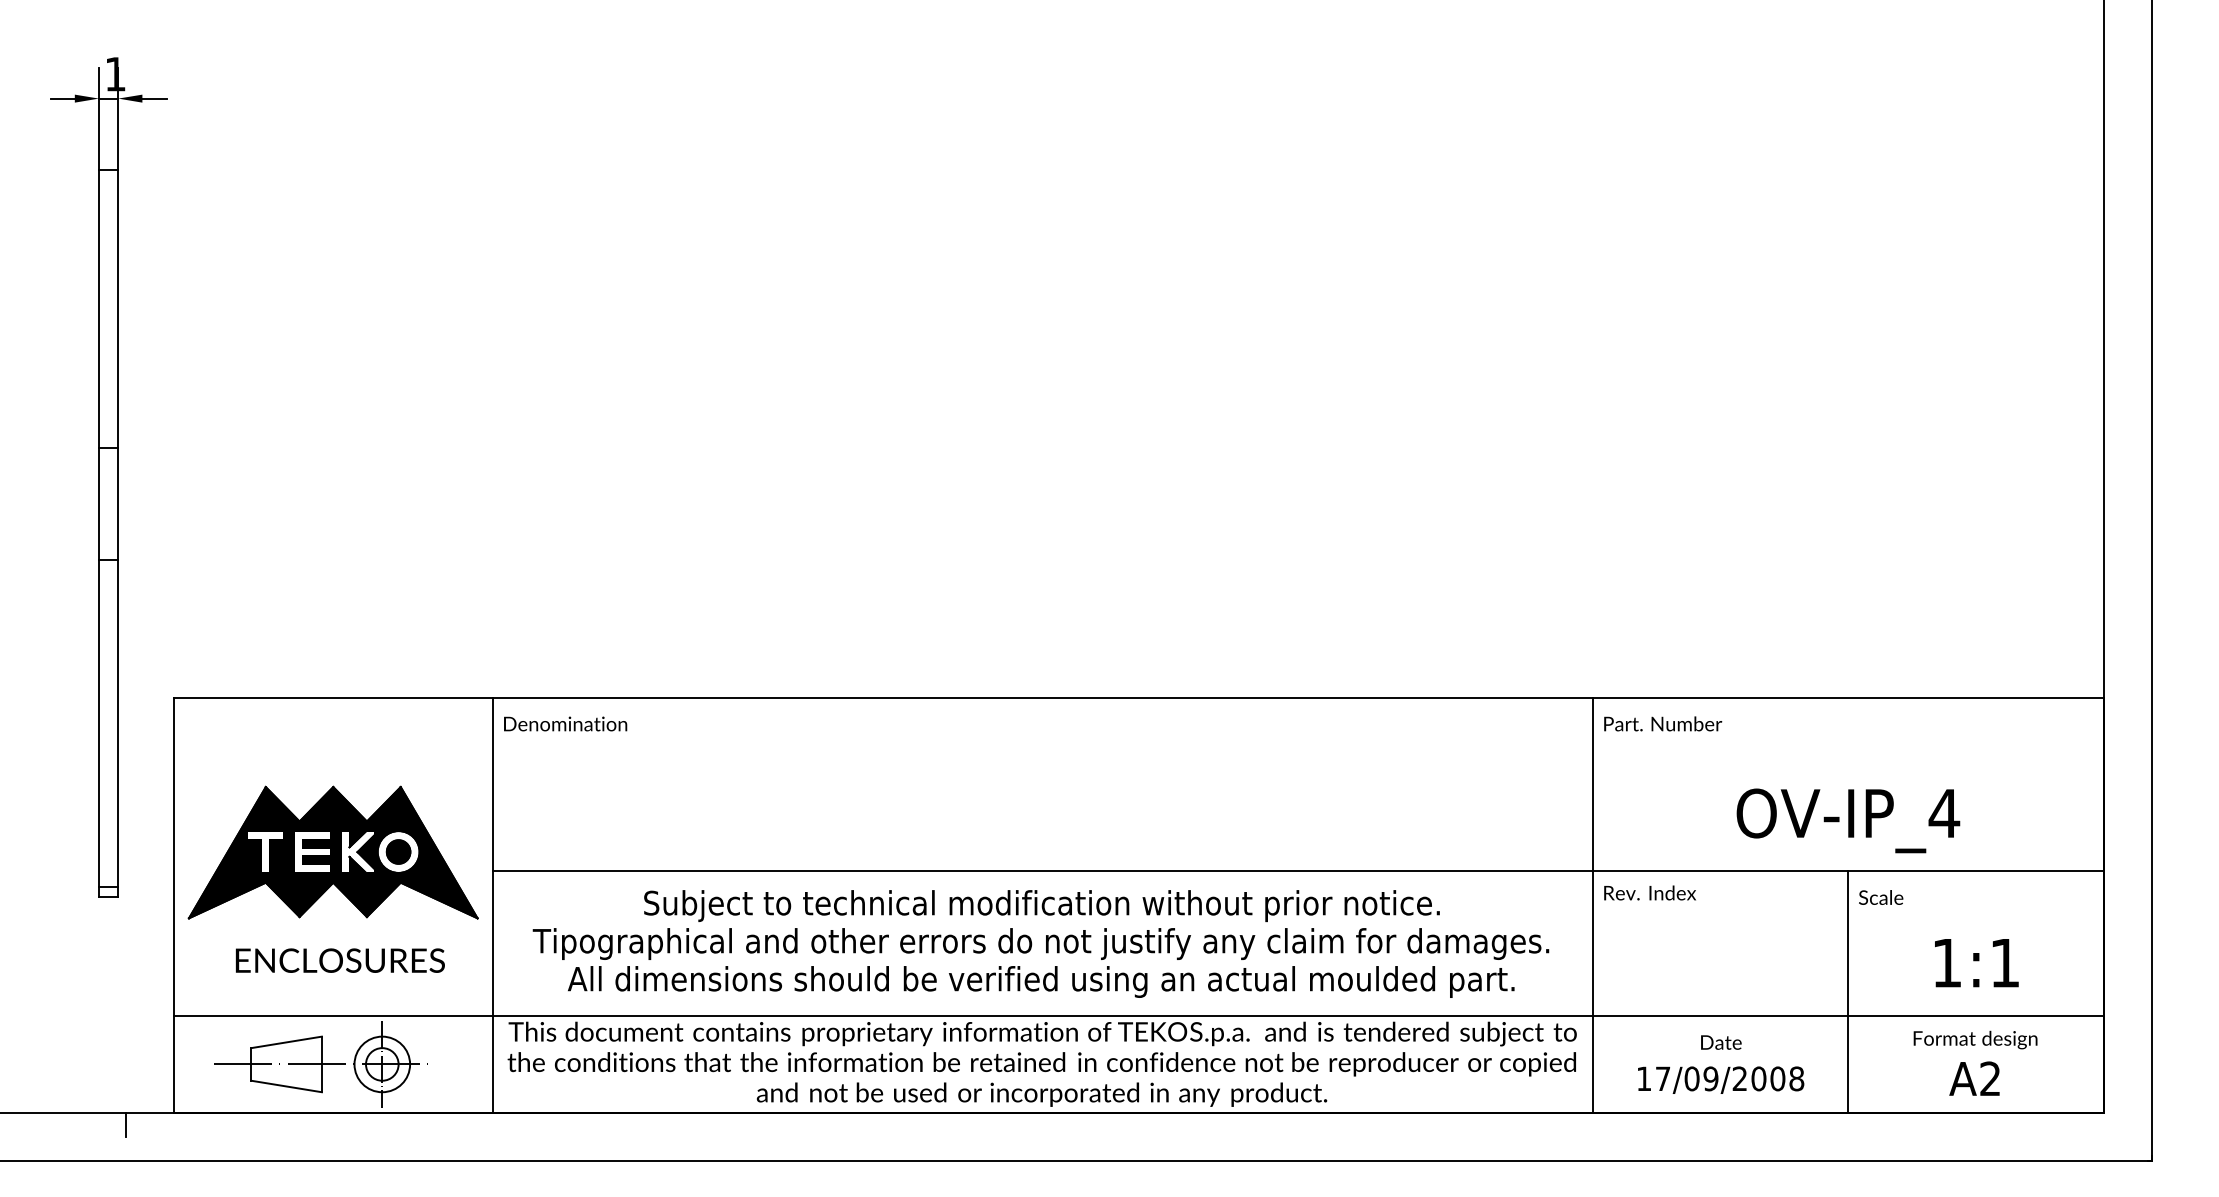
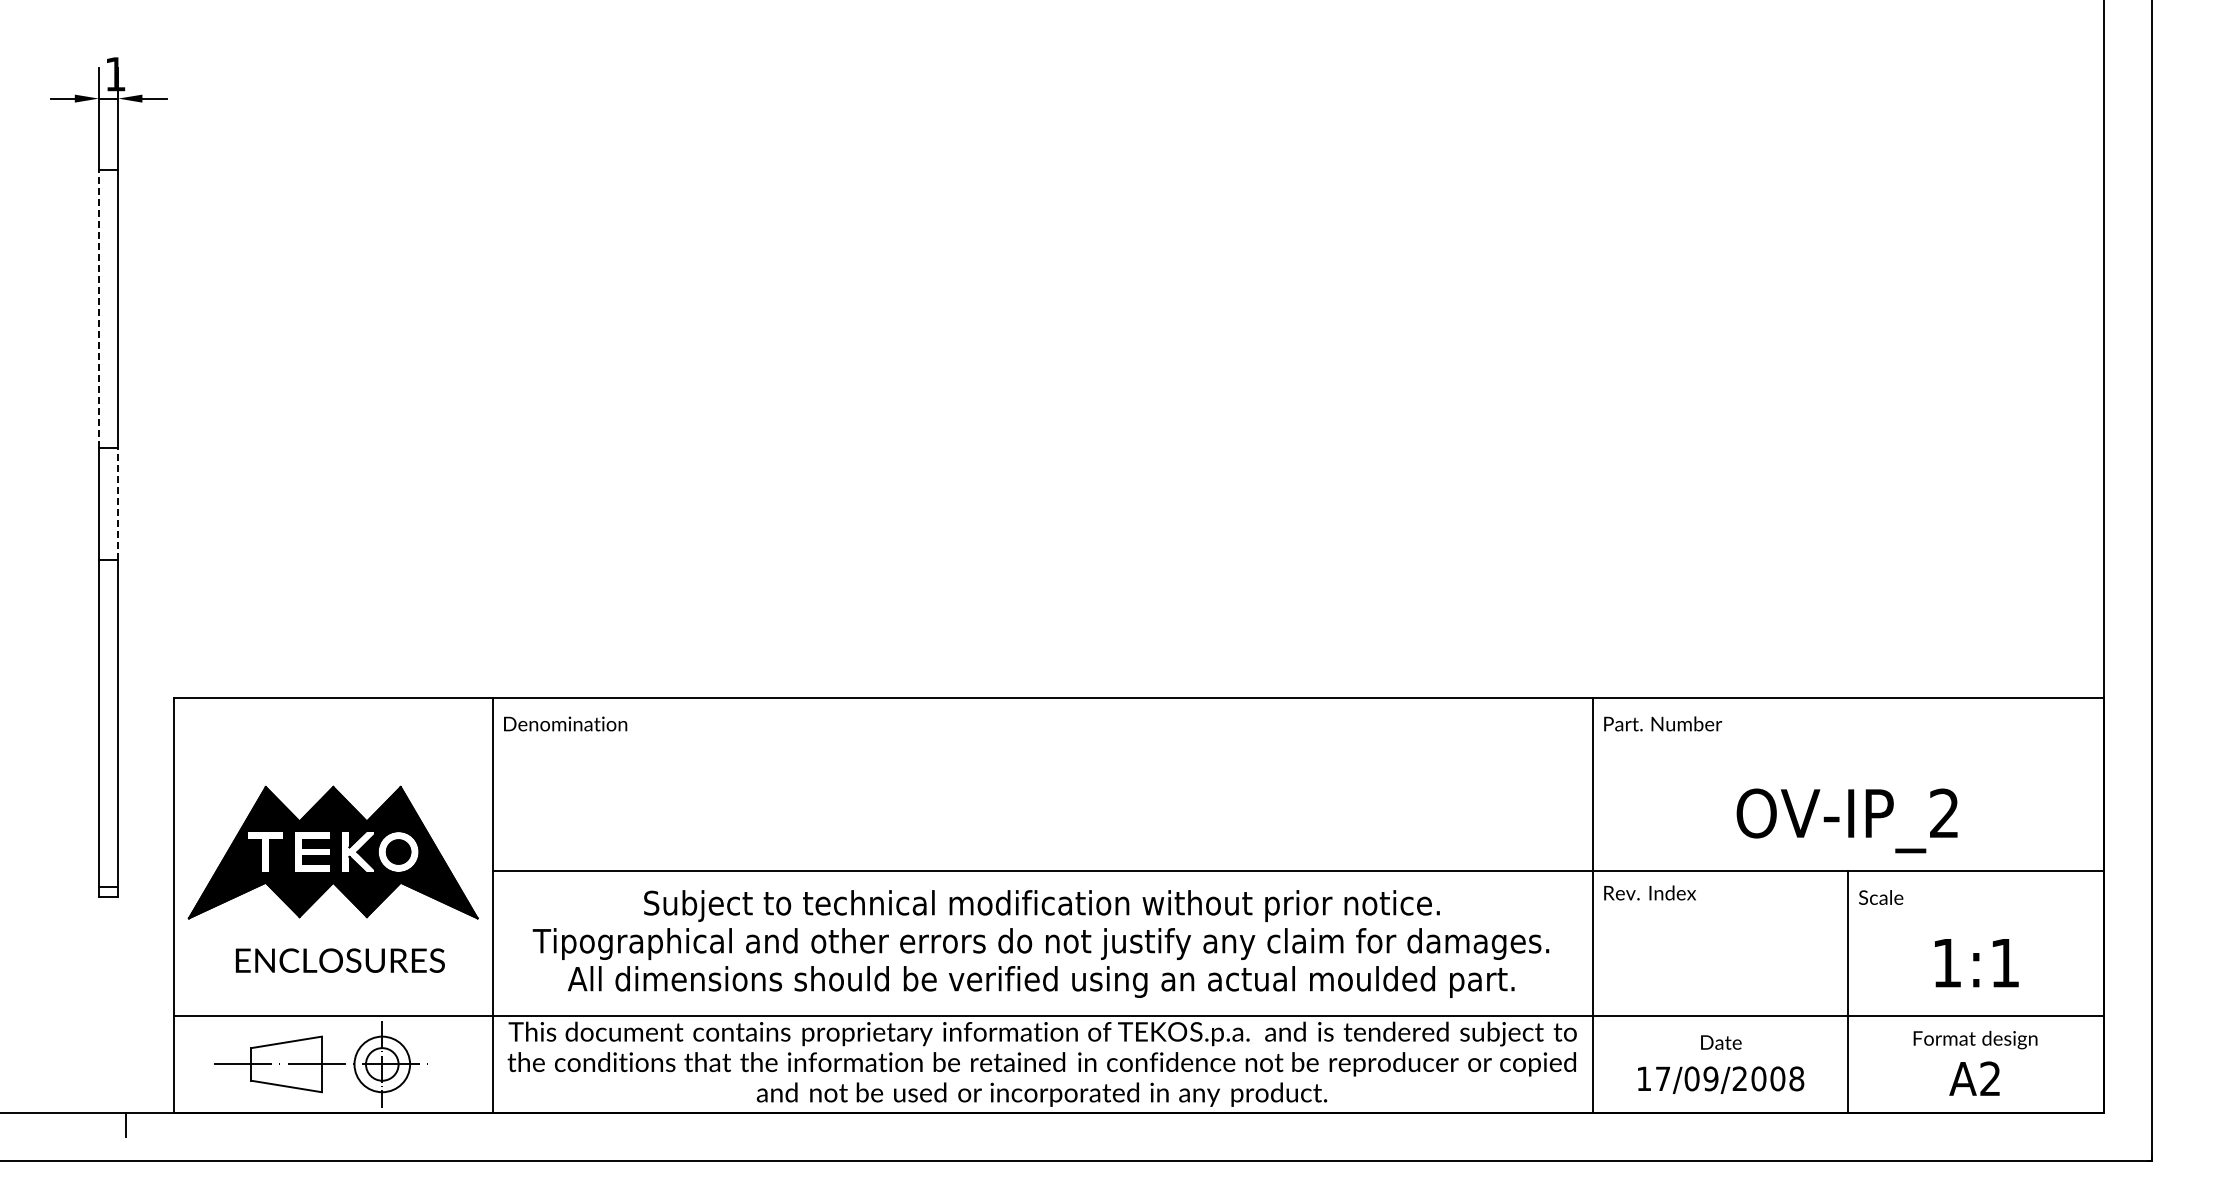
line: solid -> dashed (98, 308)
line: solid -> dashed (118, 504)
text: OV-IP_4 -> OV-IP_2 (1944, 812)
